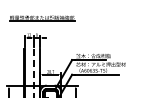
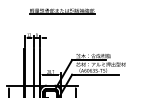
part position: (42, 18) -> (62, 11) (62, 11)
line: dashed -> solid (33, 73)
